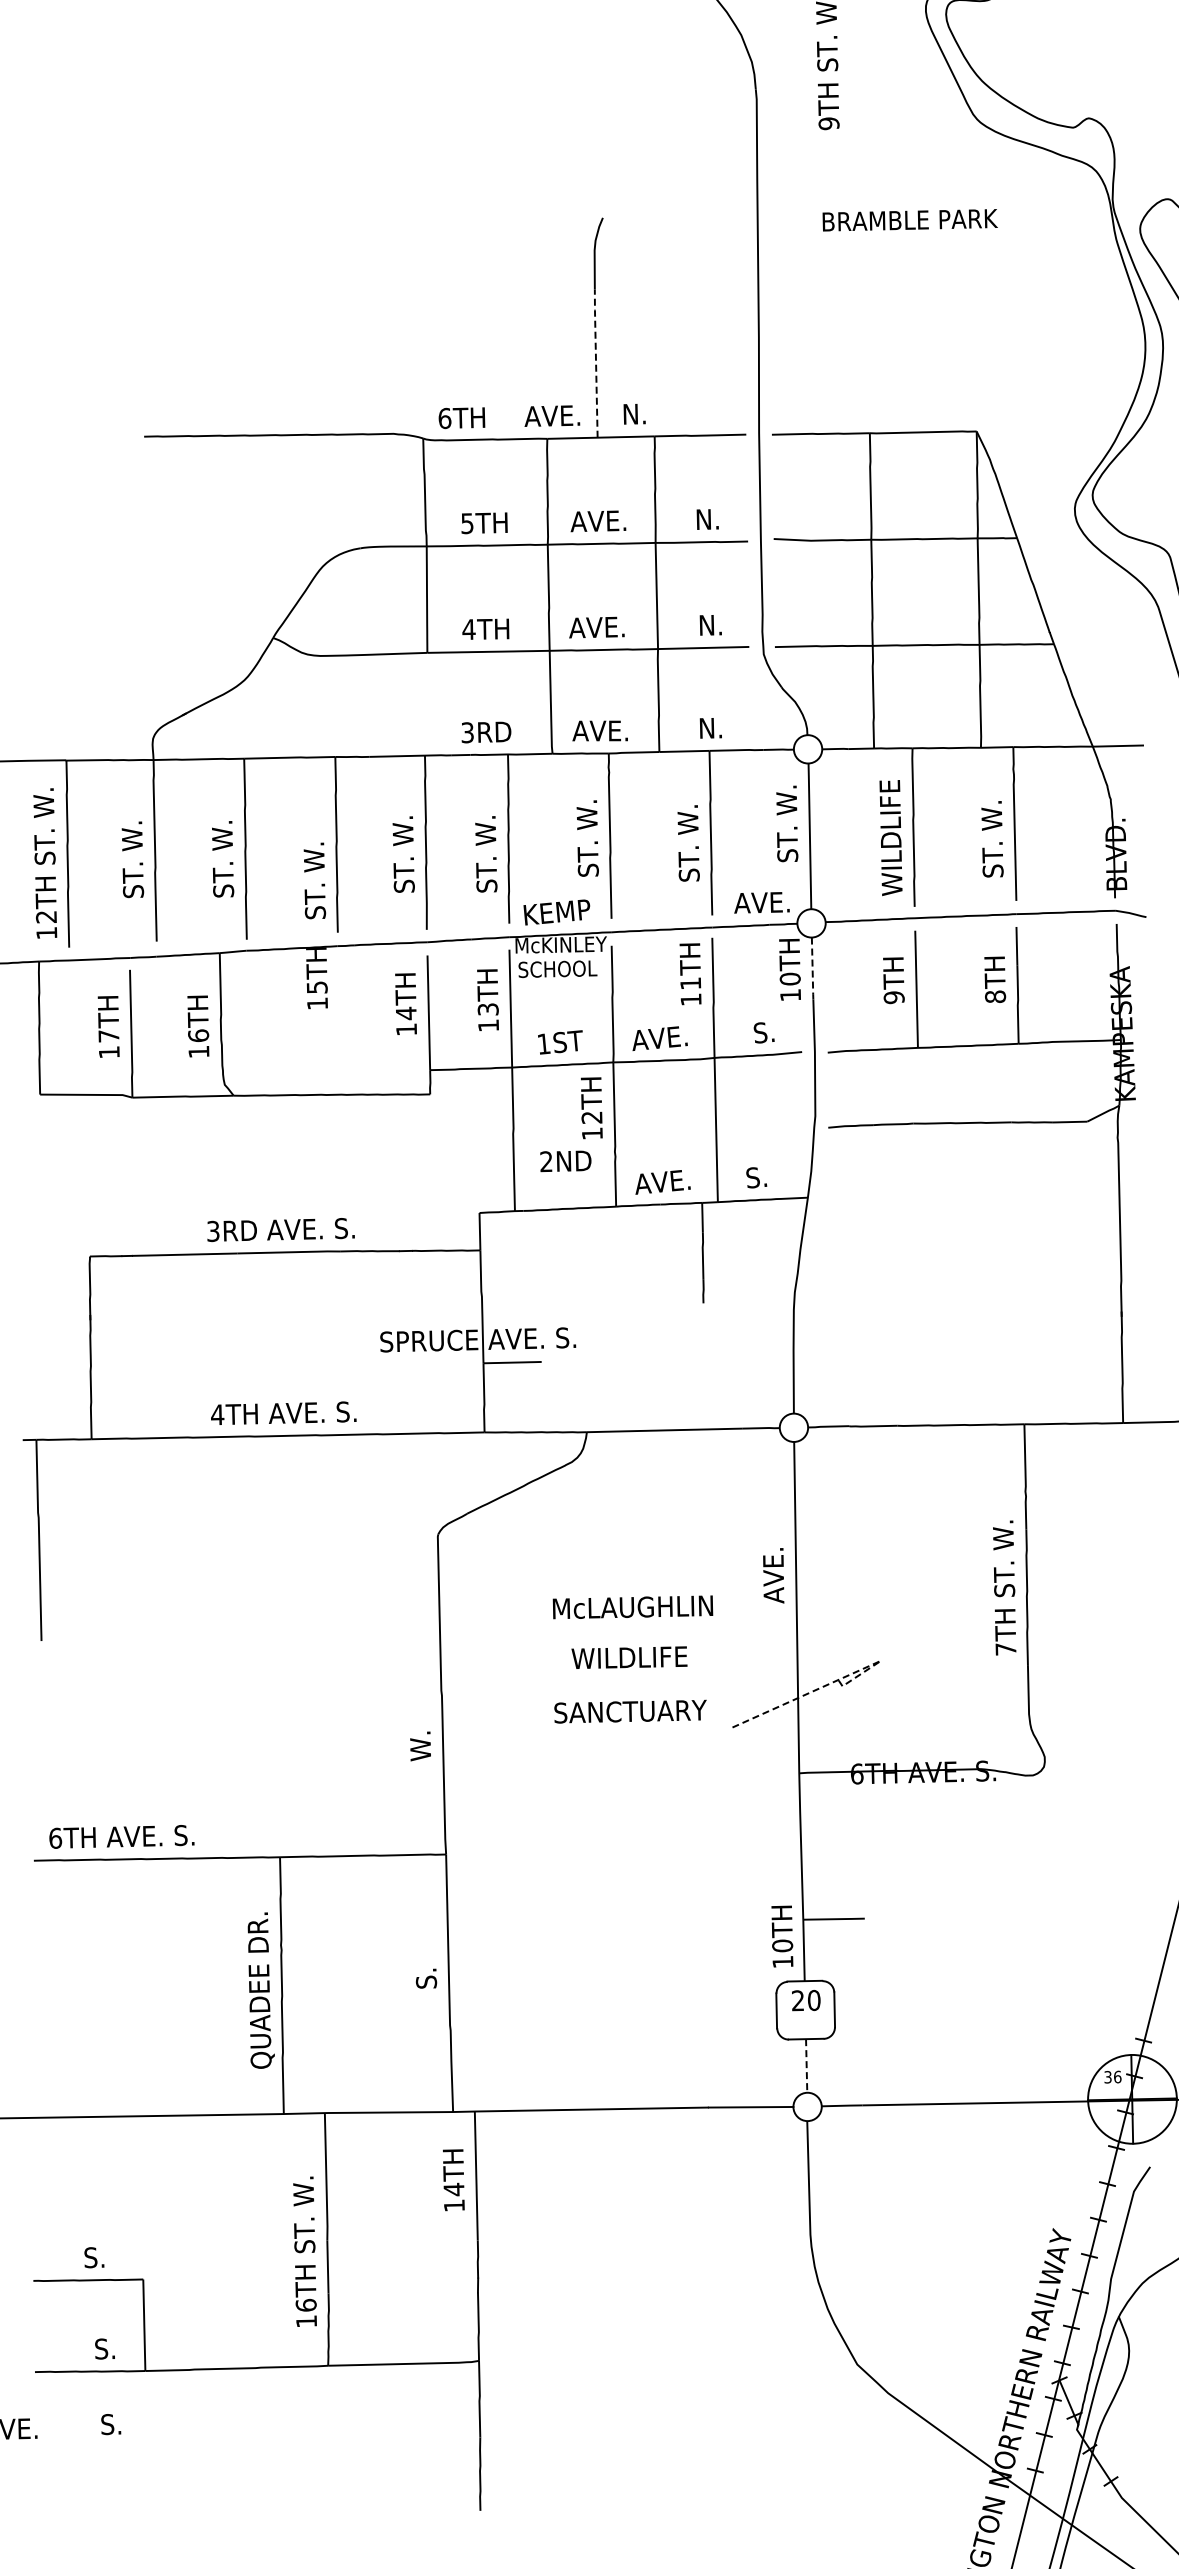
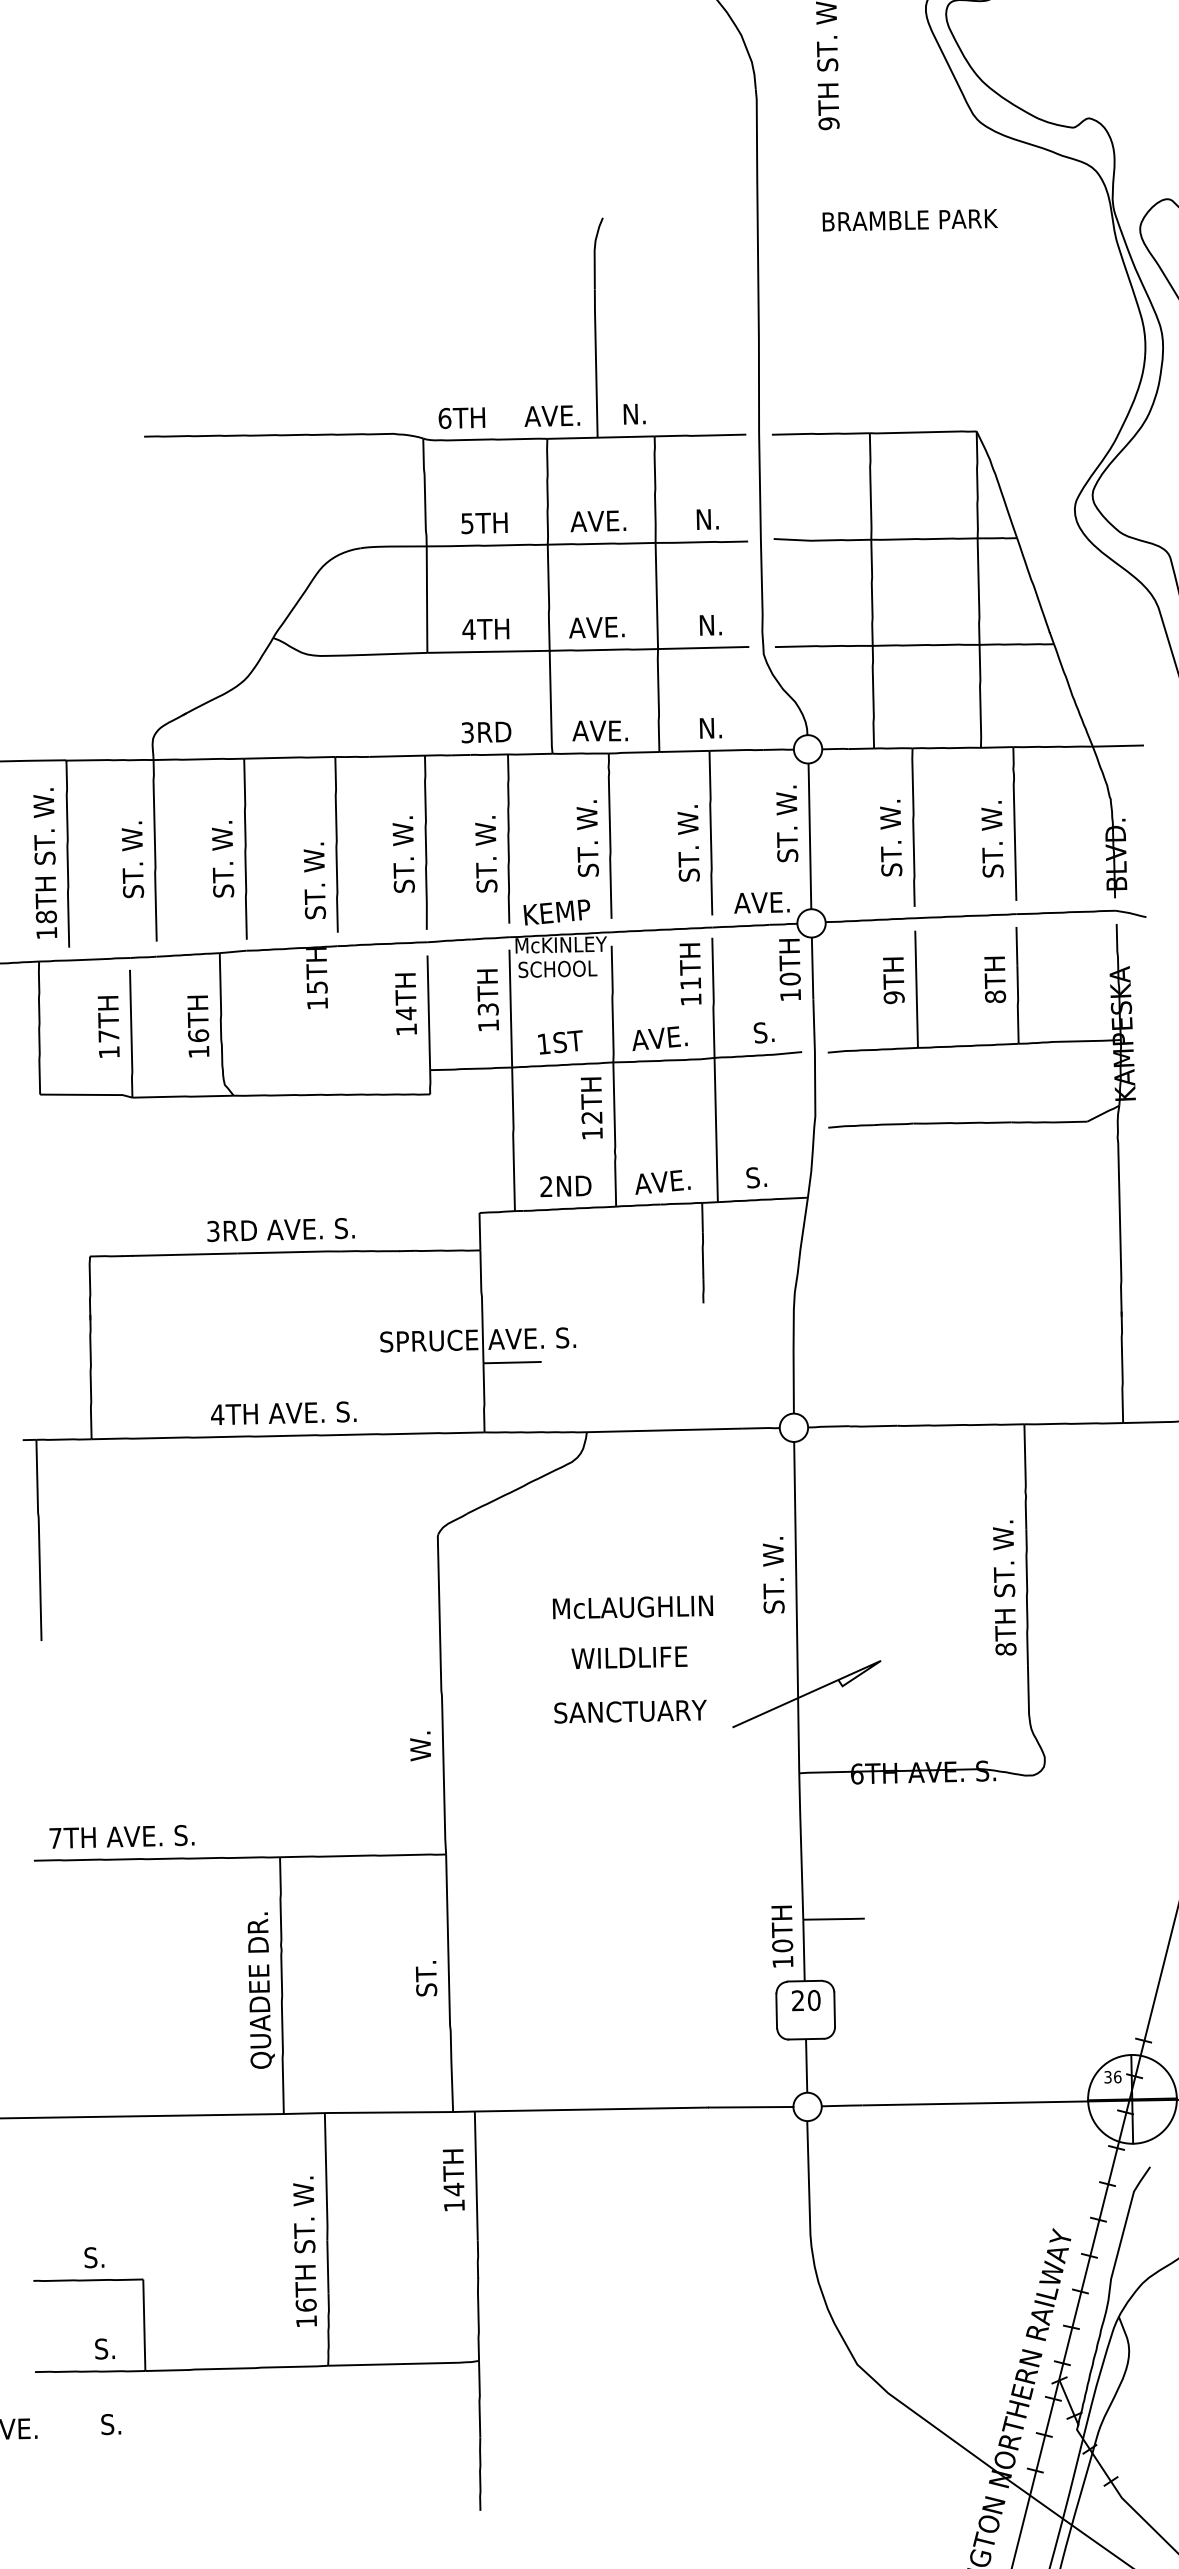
line: dashed -> solid (596, 362)
text: WILDLIFE -> ST. W. (890, 838)
text: 12TH -> 18TH (46, 916)
line: dashed -> solid (812, 969)
text position: (565, 1161) -> (565, 1186) (565, 1186)
text: AVE. -> ST. W. (773, 1575)
text: 7TH -> 8TH (1005, 1649)
line: dashed -> solid (832, 1682)
text: 6TH -> 7TH (55, 1837)
text: S. -> ST. (426, 1978)
line: dashed -> solid (806, 2065)
